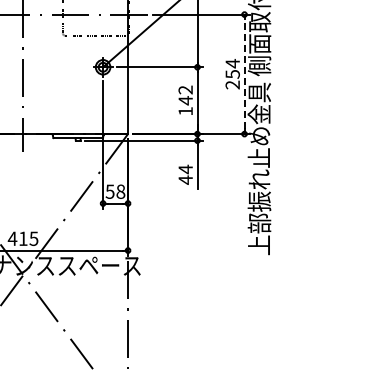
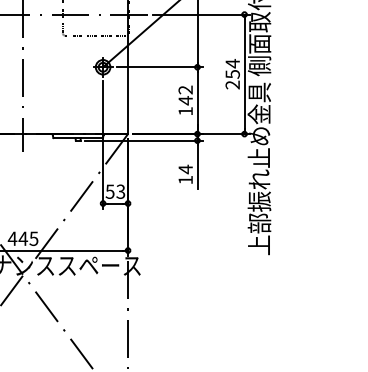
line: dashed -> solid (244, 73)
text: 44 -> 14 (185, 179)
text: 58 -> 53 (120, 191)
text: 415 -> 445 (23, 238)
